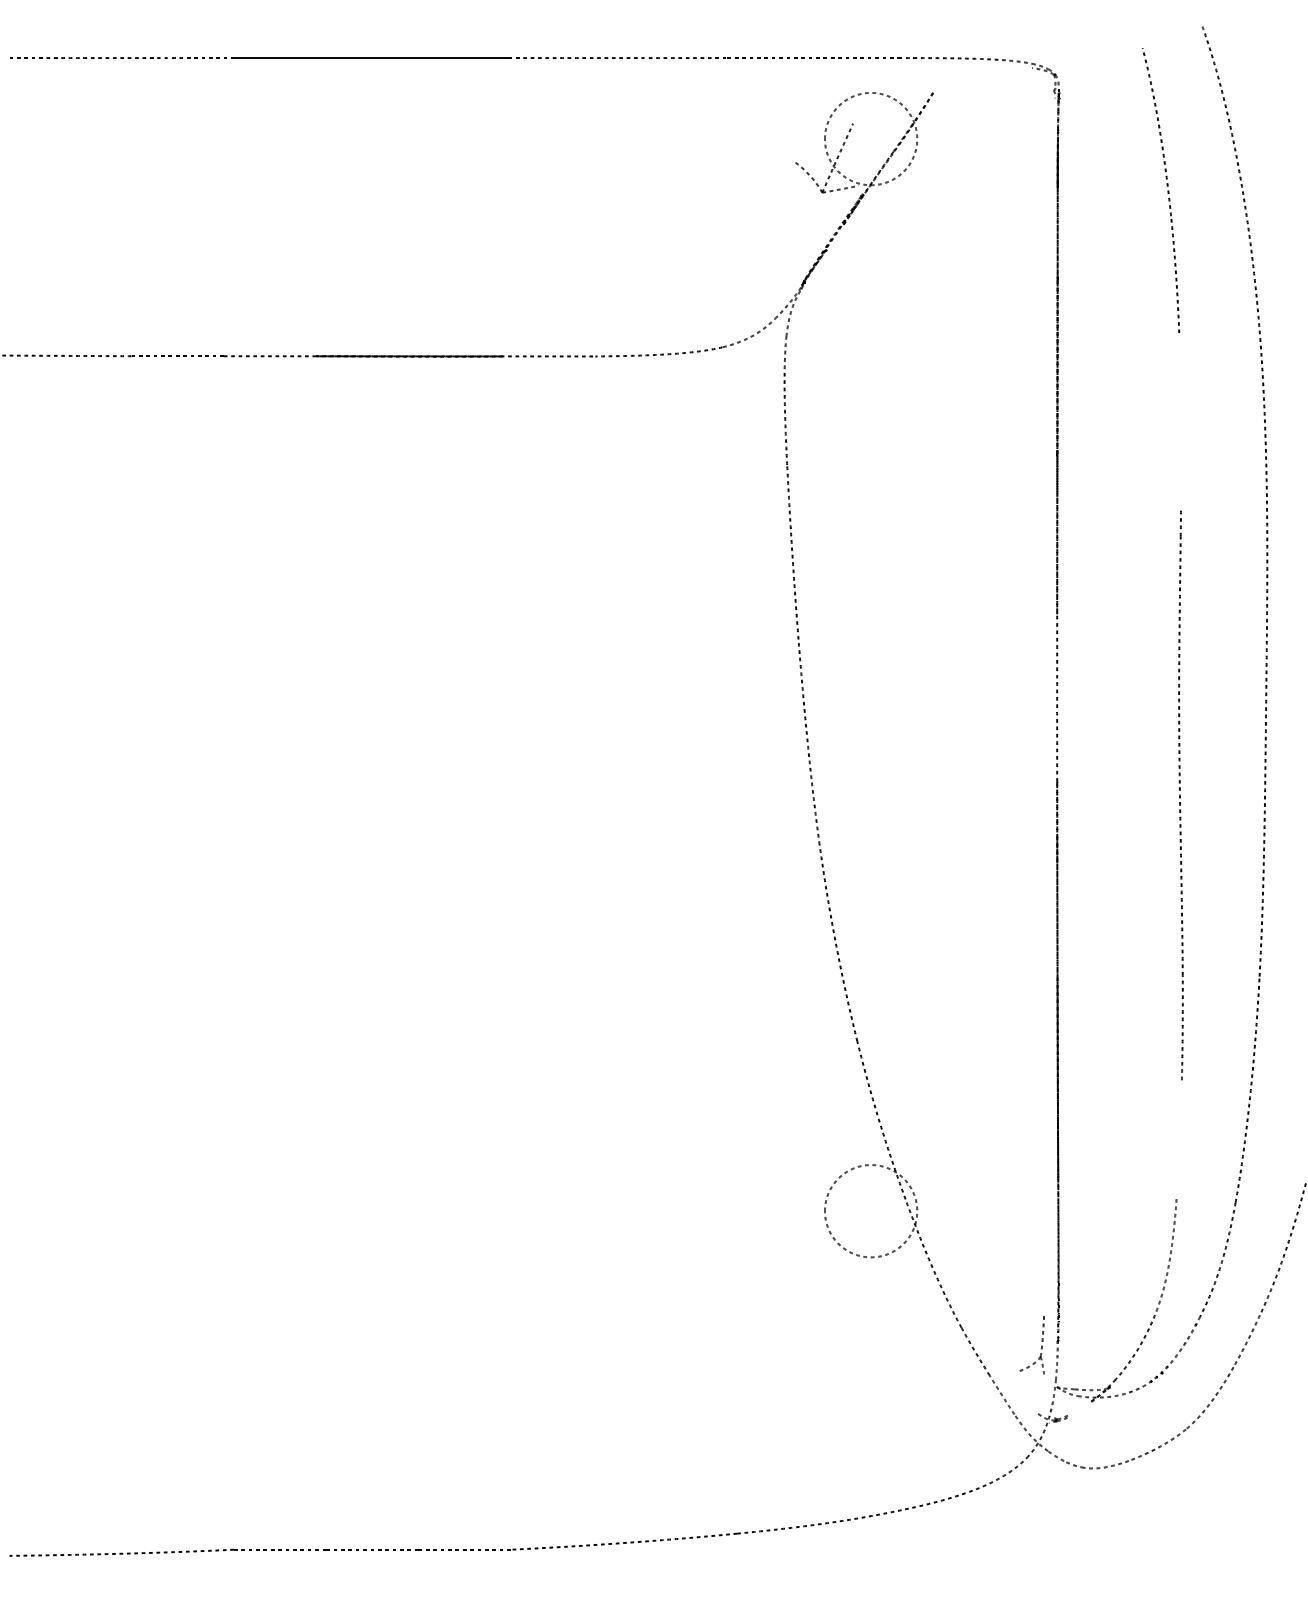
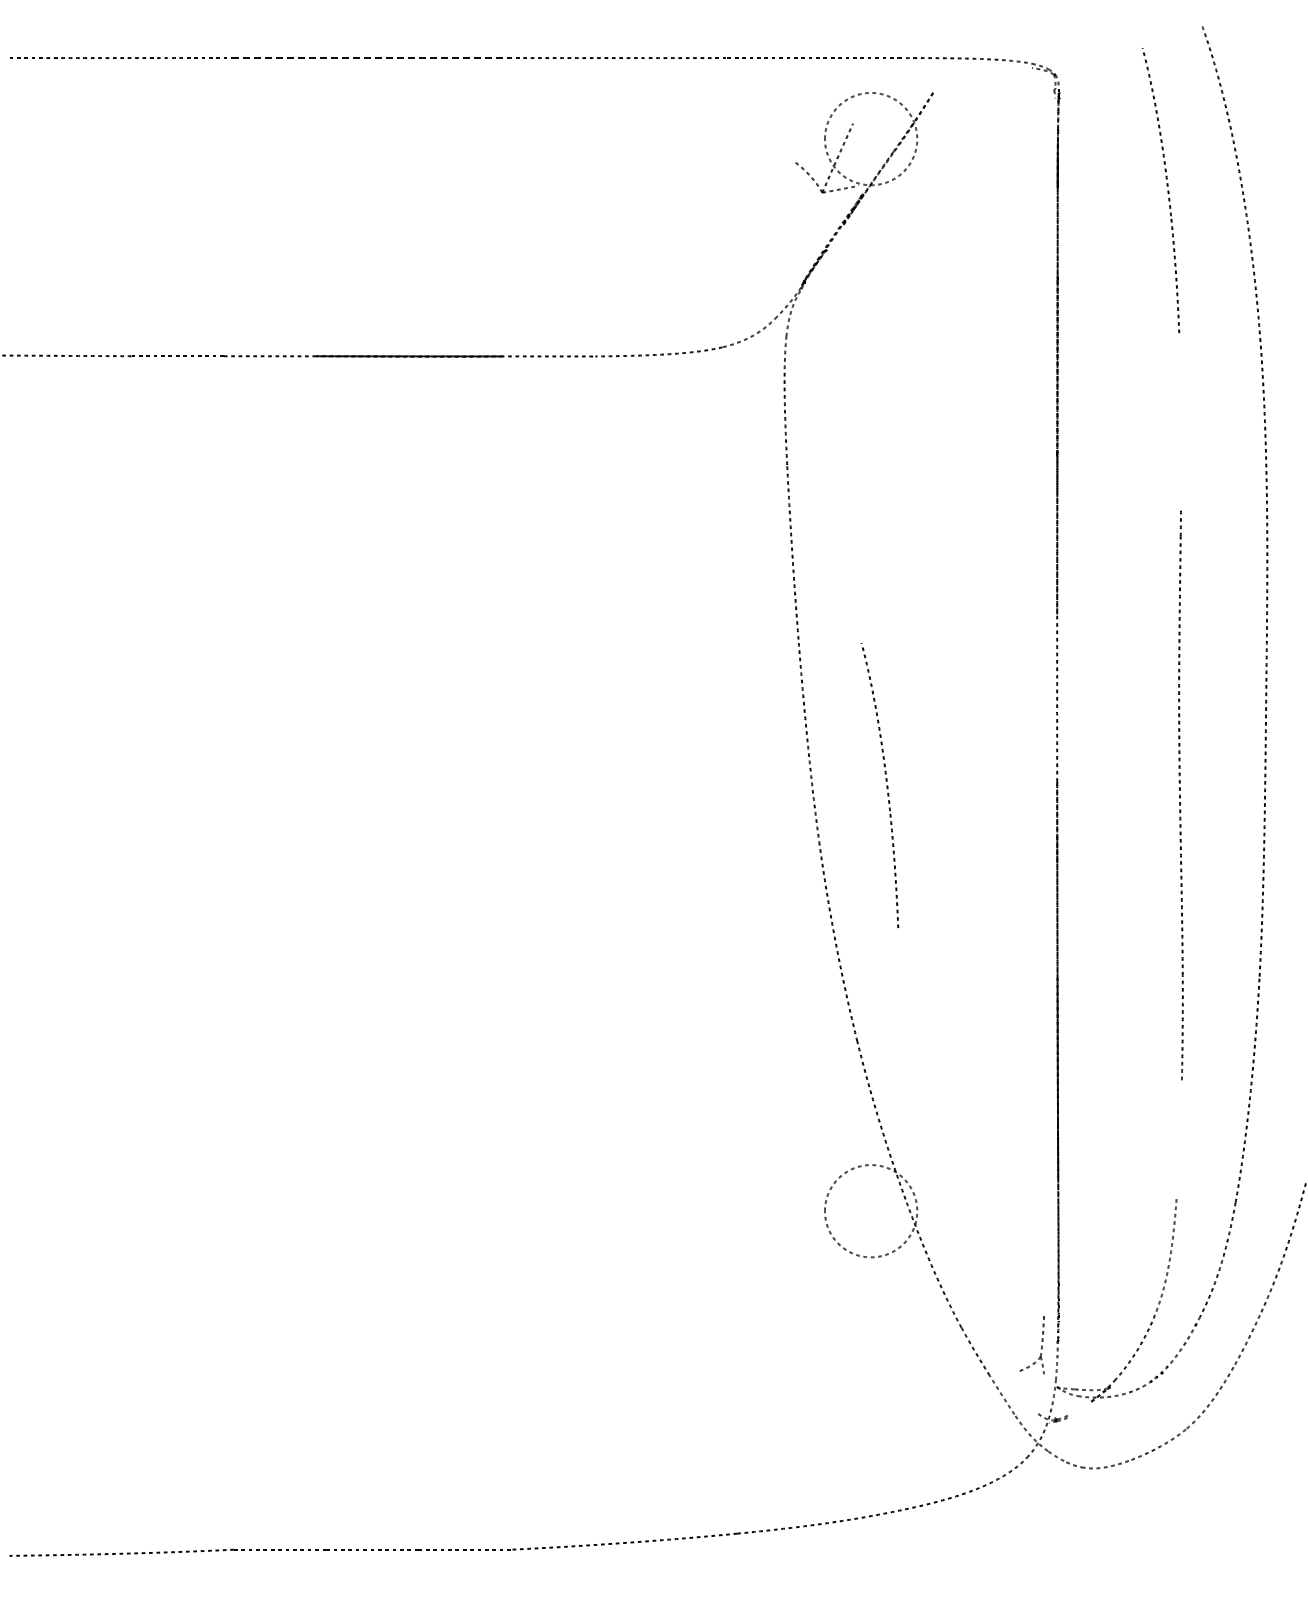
line: solid -> dashed (370, 58)
part: none -> present (886, 785)
